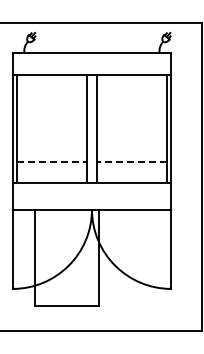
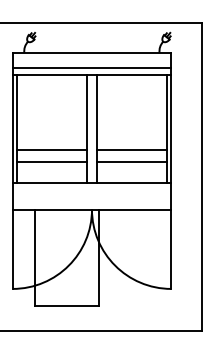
line: none -> present (91, 68)
line: none -> present (52, 150)
line: none -> present (131, 150)
line: dashed -> solid (52, 162)
line: dashed -> solid (131, 162)
